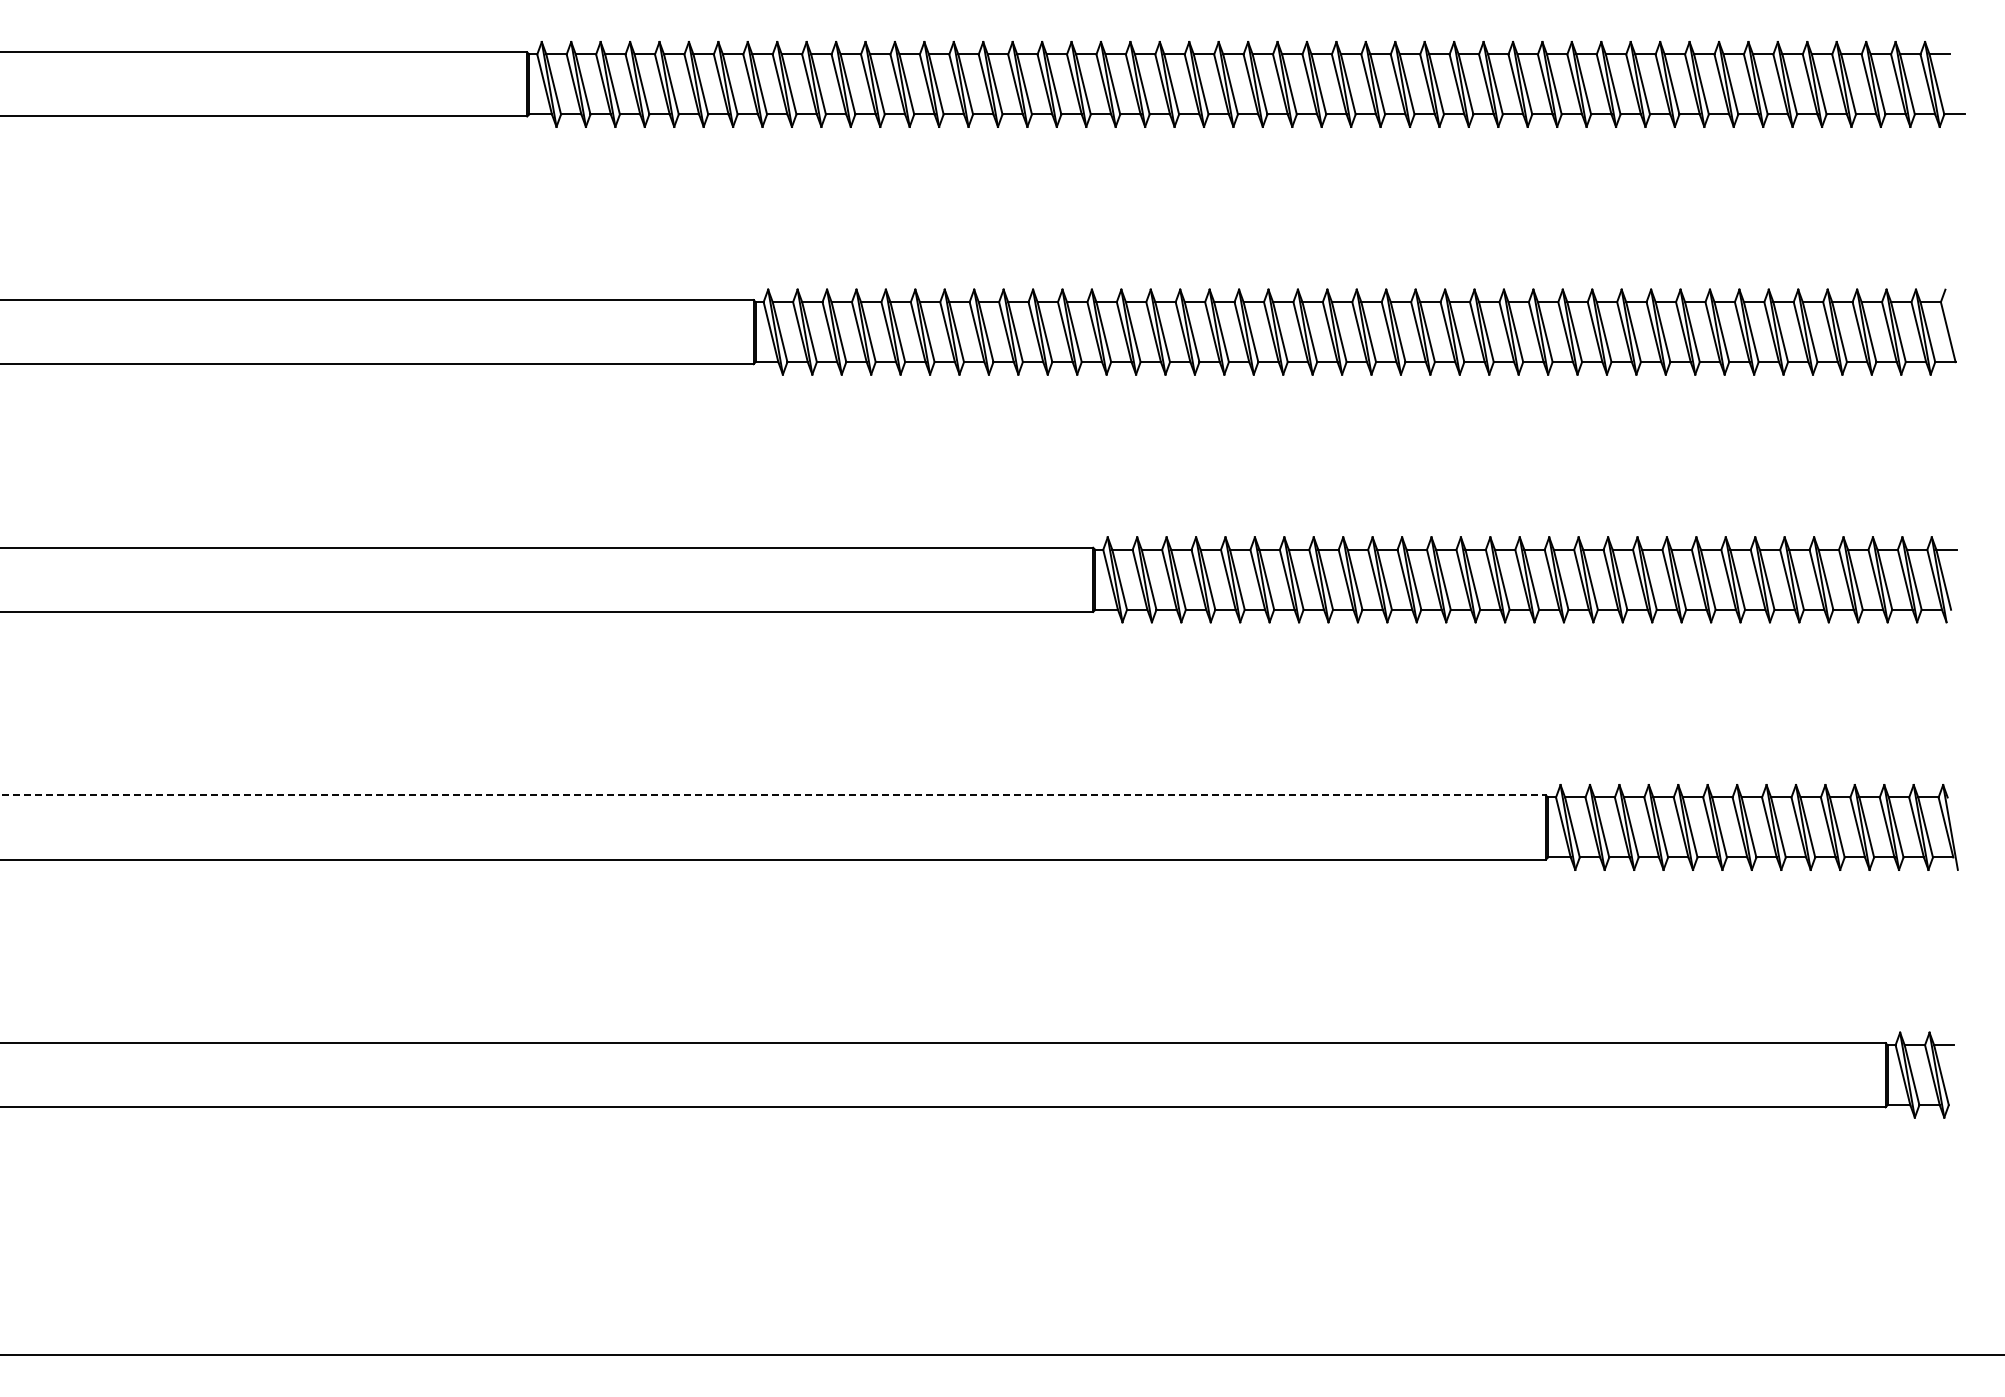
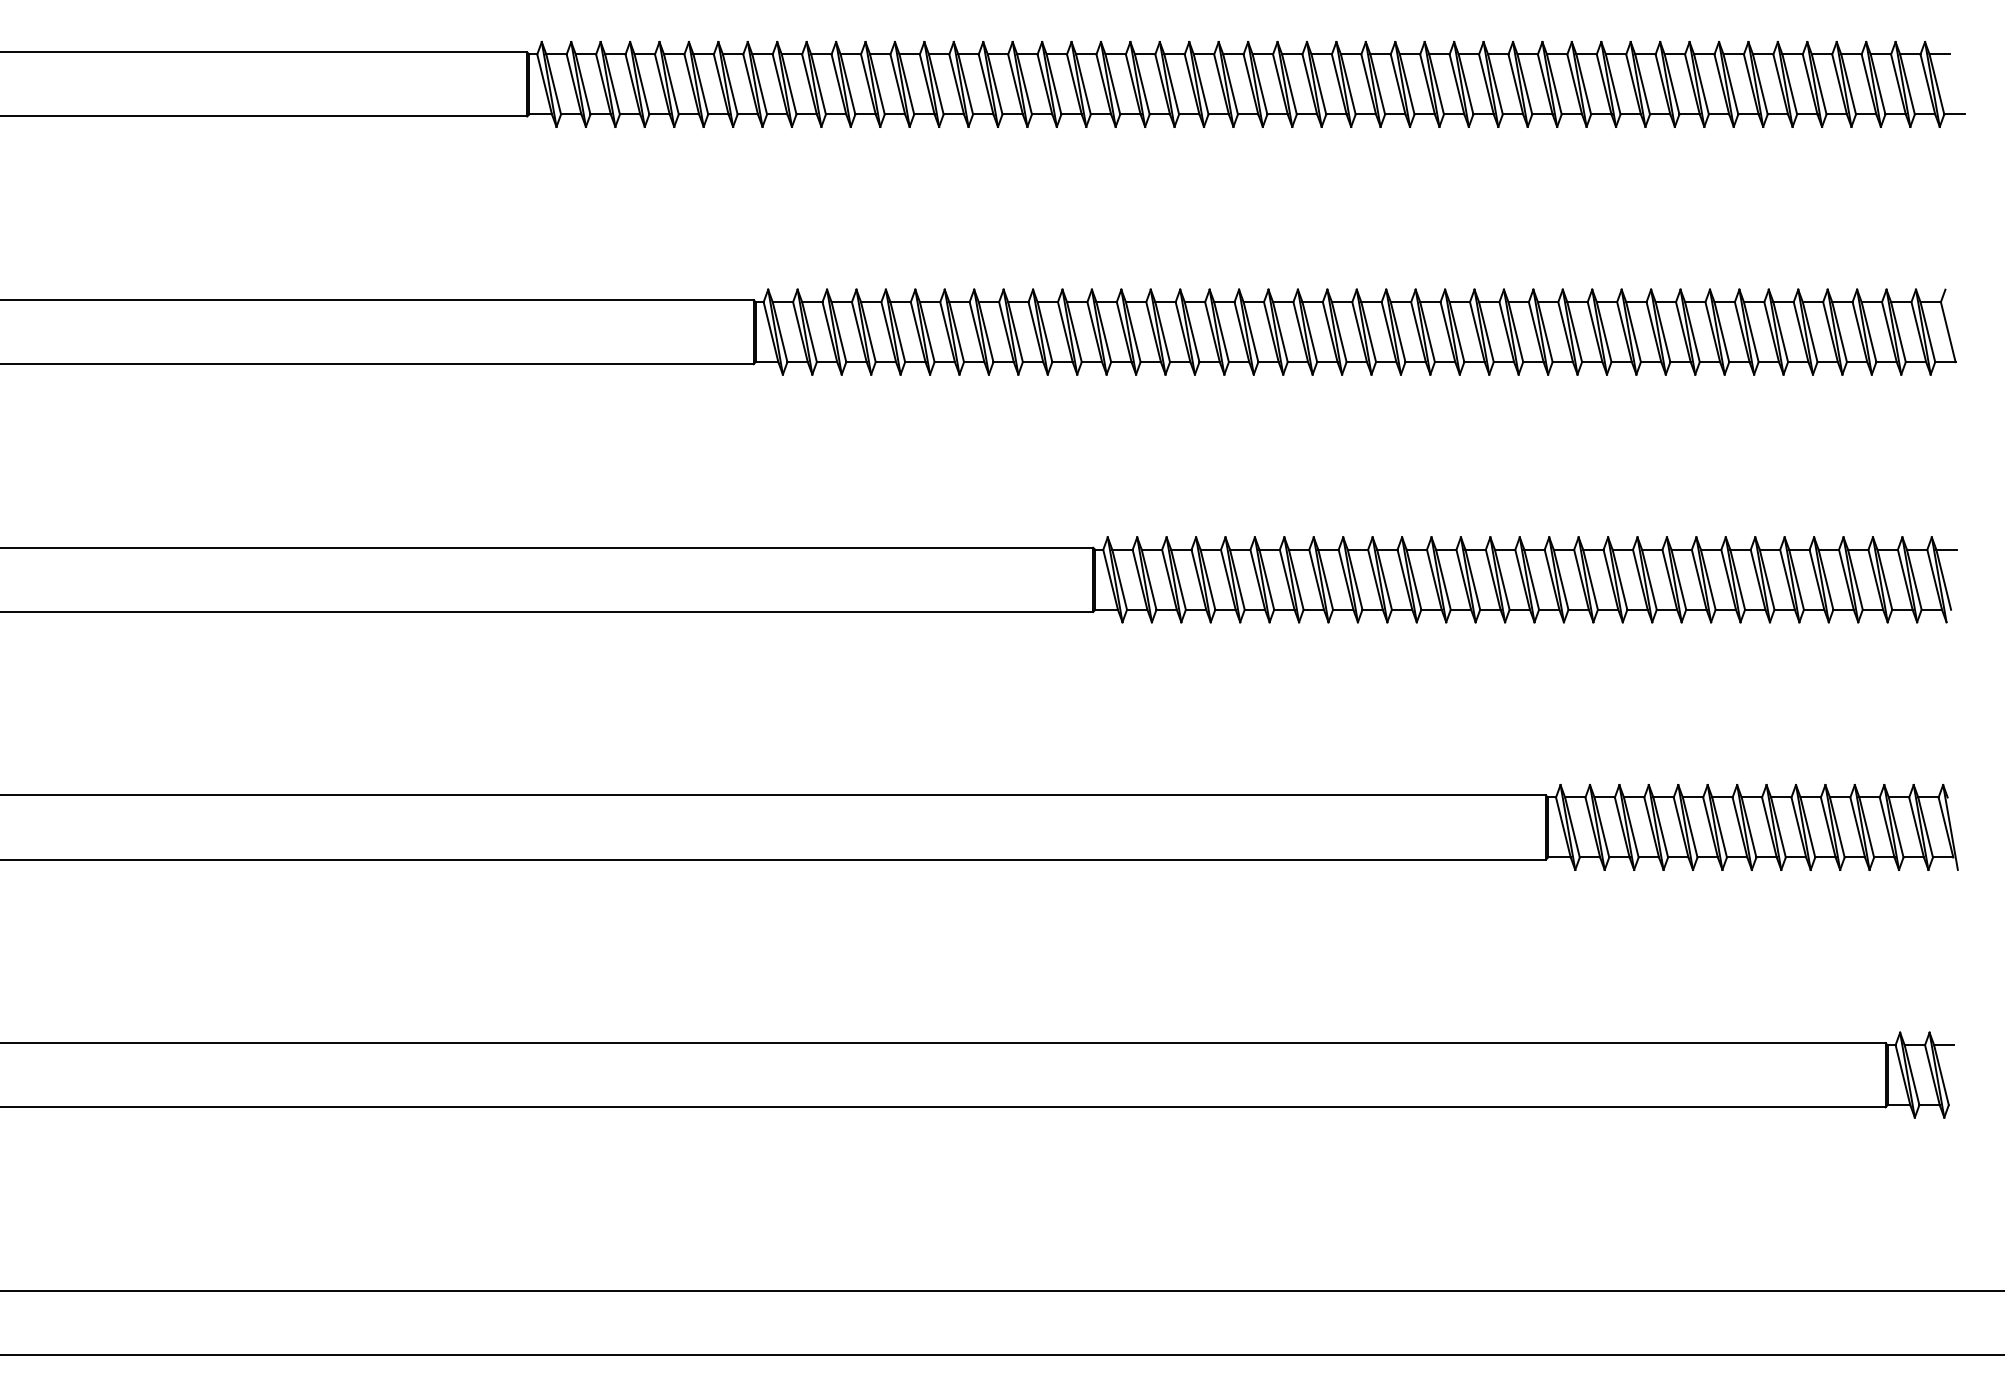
line: dashed -> solid (773, 795)
line: none -> present (1001, 1290)
